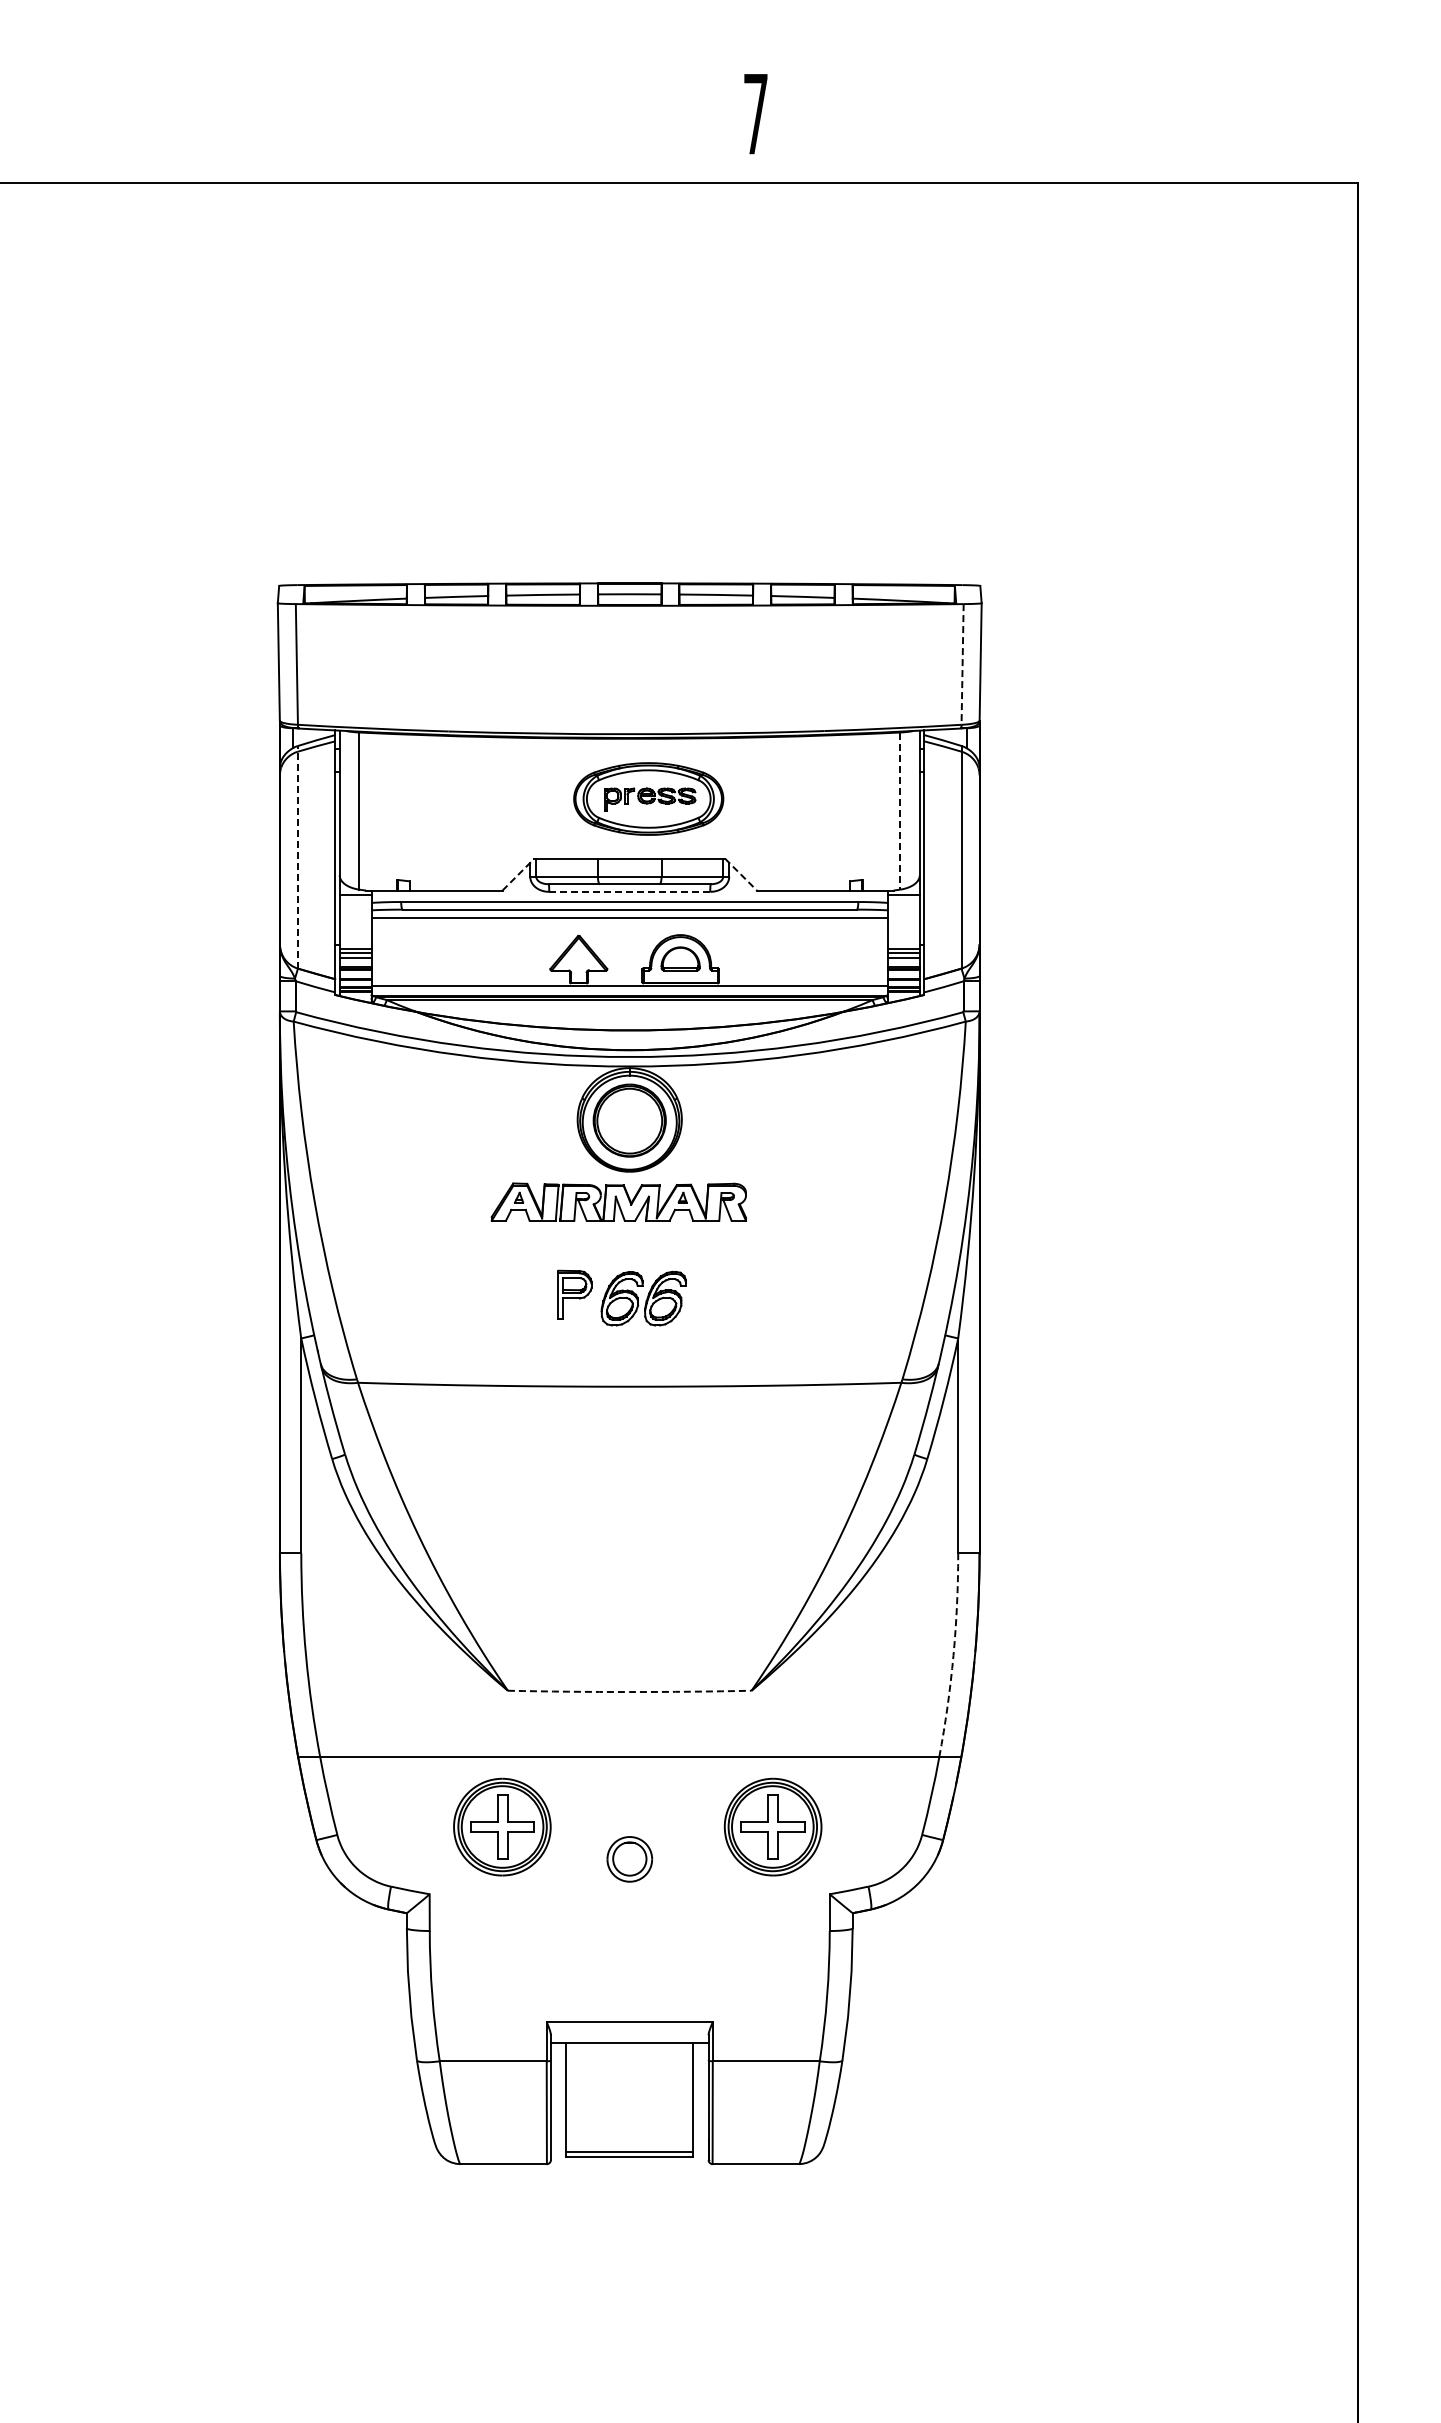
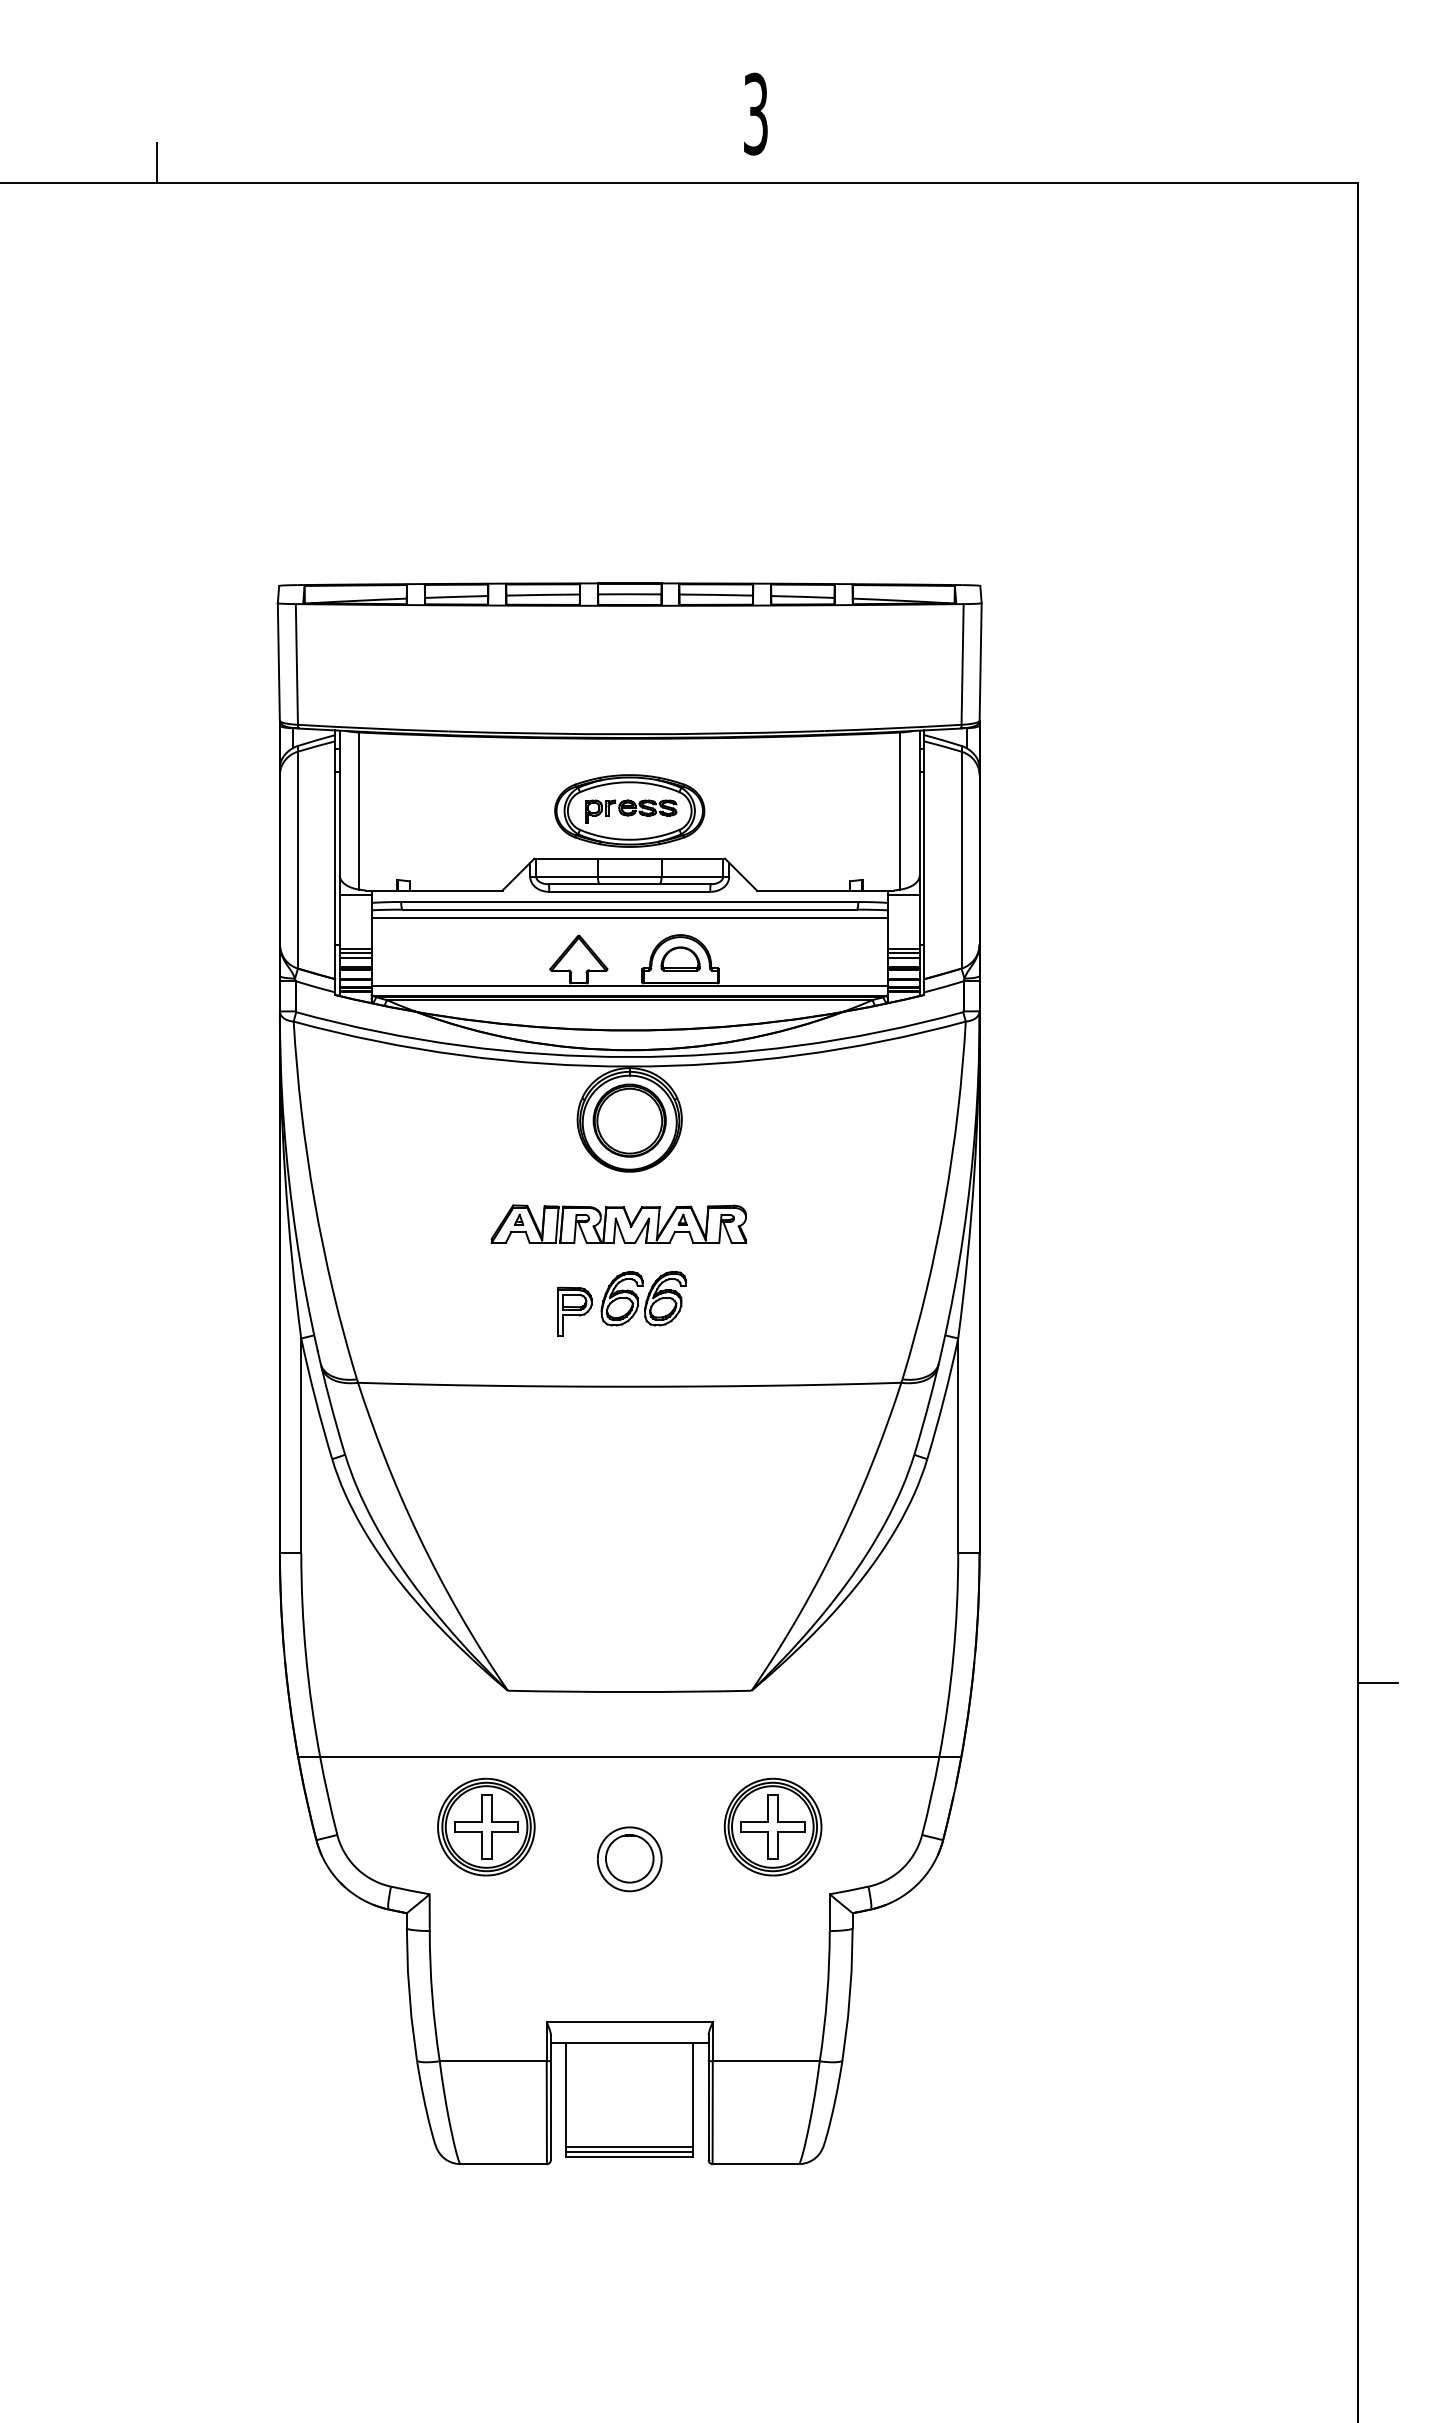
text: 7 -> 3 (755, 113)
line: none -> present (157, 162)
line: dashed -> solid (962, 664)
part position: (648, 798) -> (629, 810) (629, 810)
line: dashed -> solid (900, 811)
line: dashed -> solid (298, 856)
line: dashed -> solid (518, 874)
line: dashed -> solid (741, 875)
line: dashed -> solid (629, 891)
part position: (618, 1201) -> (618, 1223) (618, 1223)
part position: (574, 1294) -> (574, 1311) (574, 1311)
arc: dashed -> solid (953, 1655)
line: none -> present (1377, 1682)
arc: dashed -> solid (629, 1692)
part position: (502, 1826) -> (486, 1826) (486, 1826)
part size: 48x47 px -> 66x67 px (629, 1859)
line: none -> present (629, 2146)
